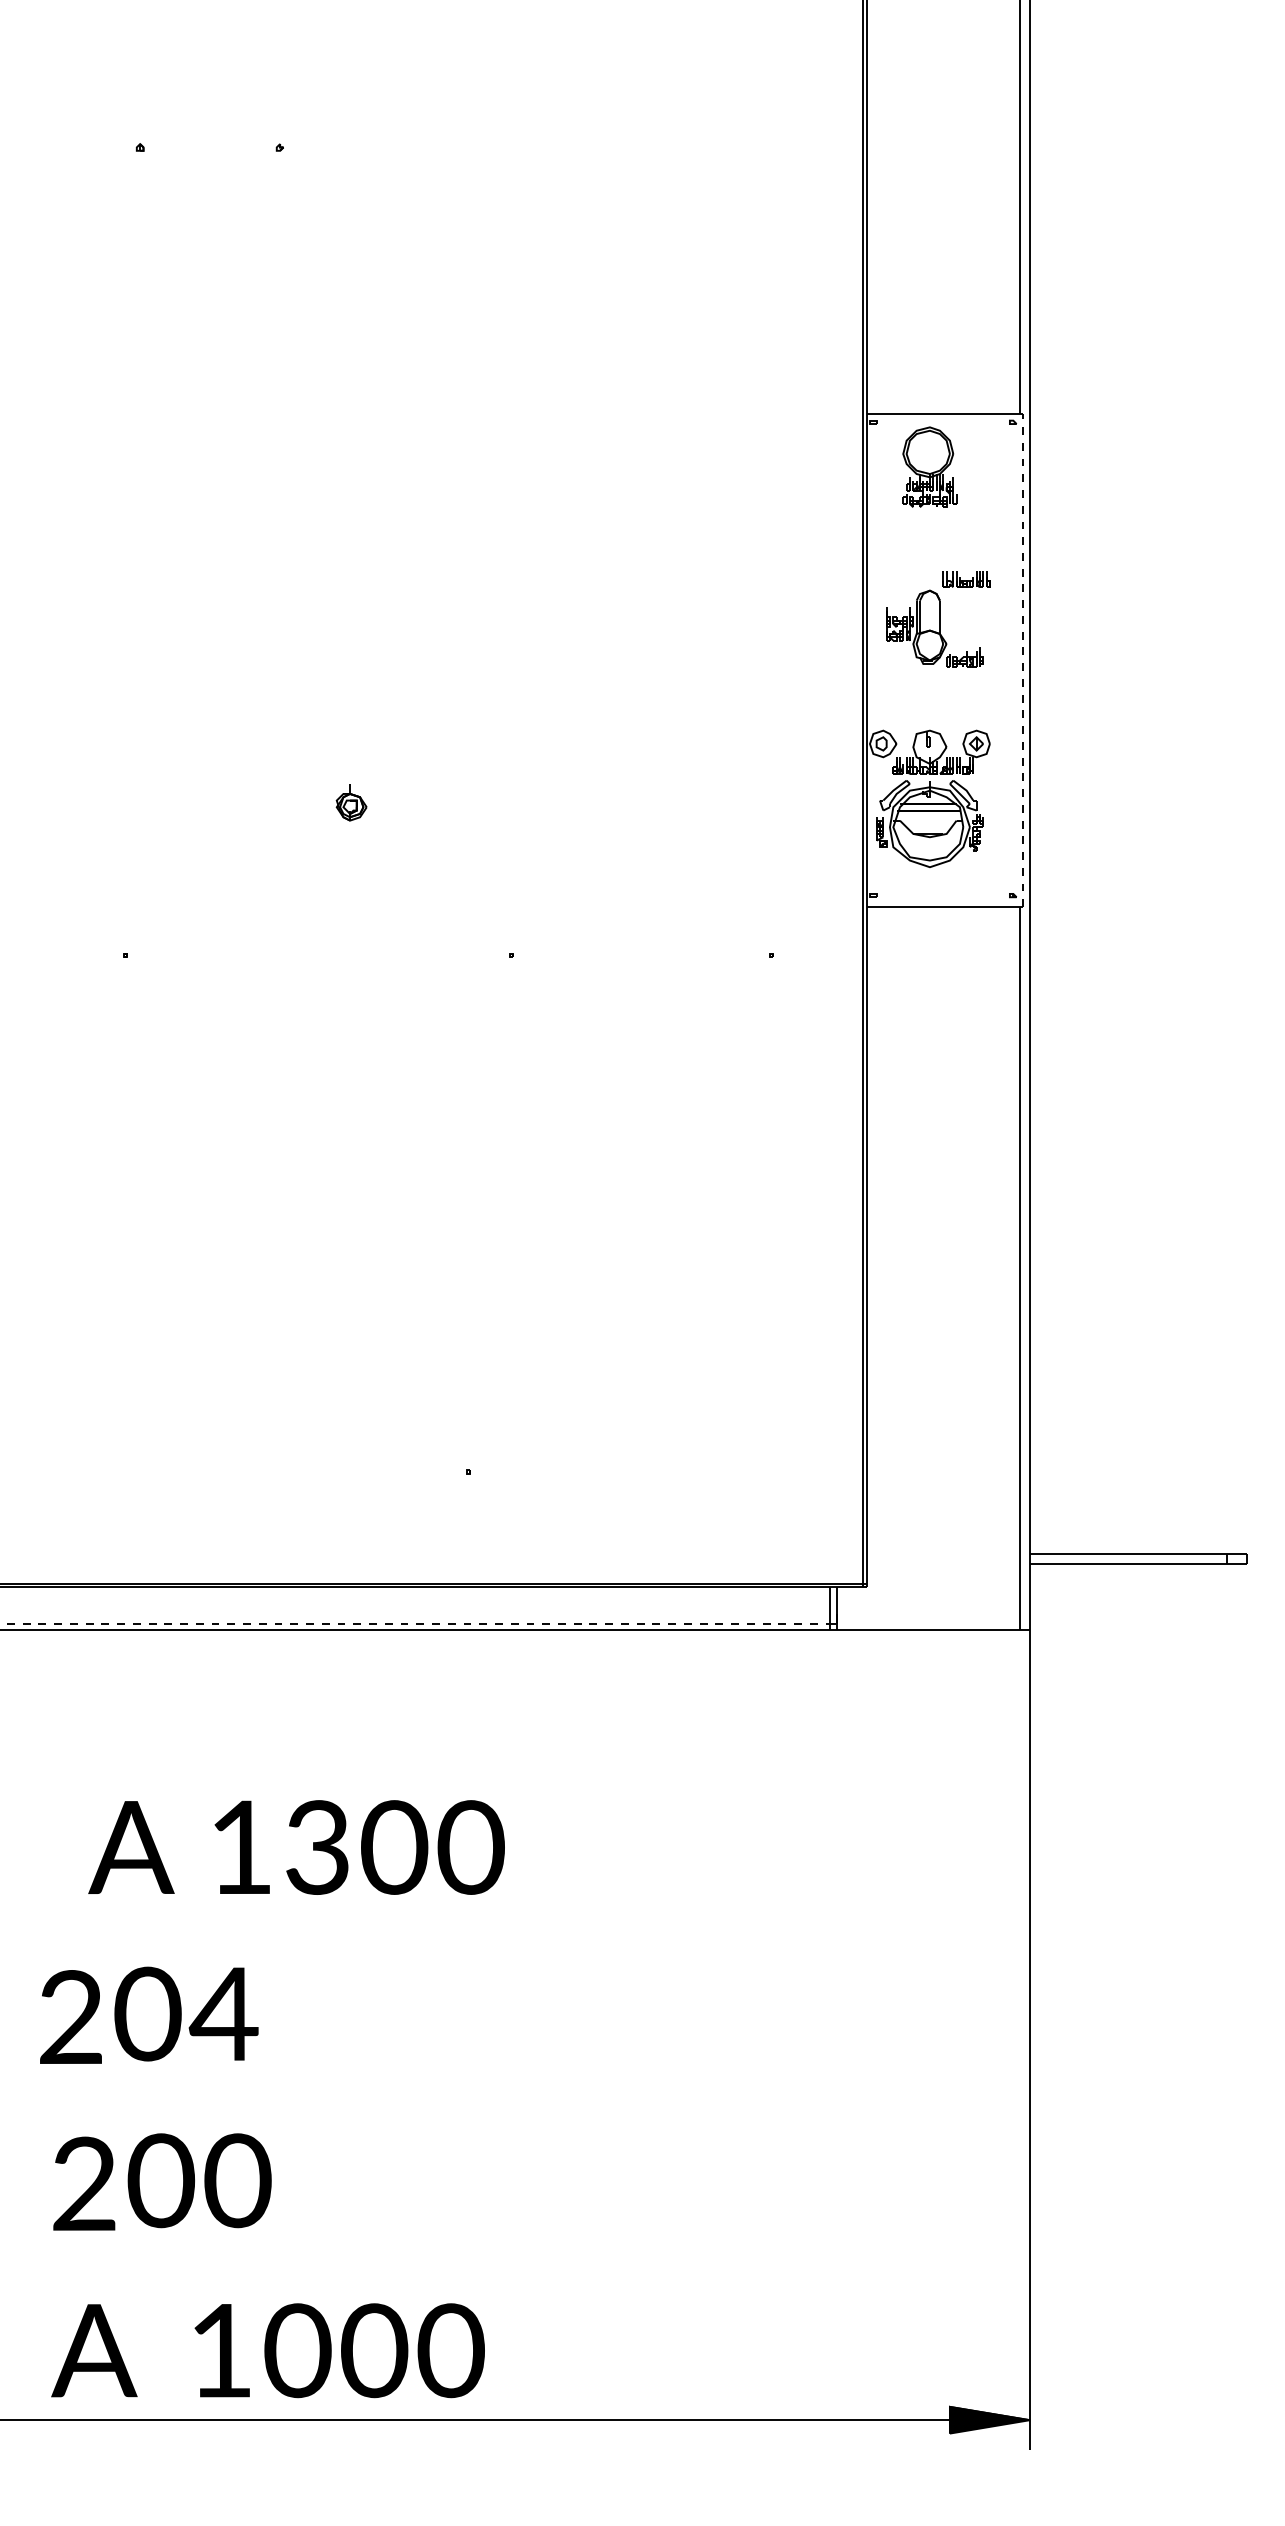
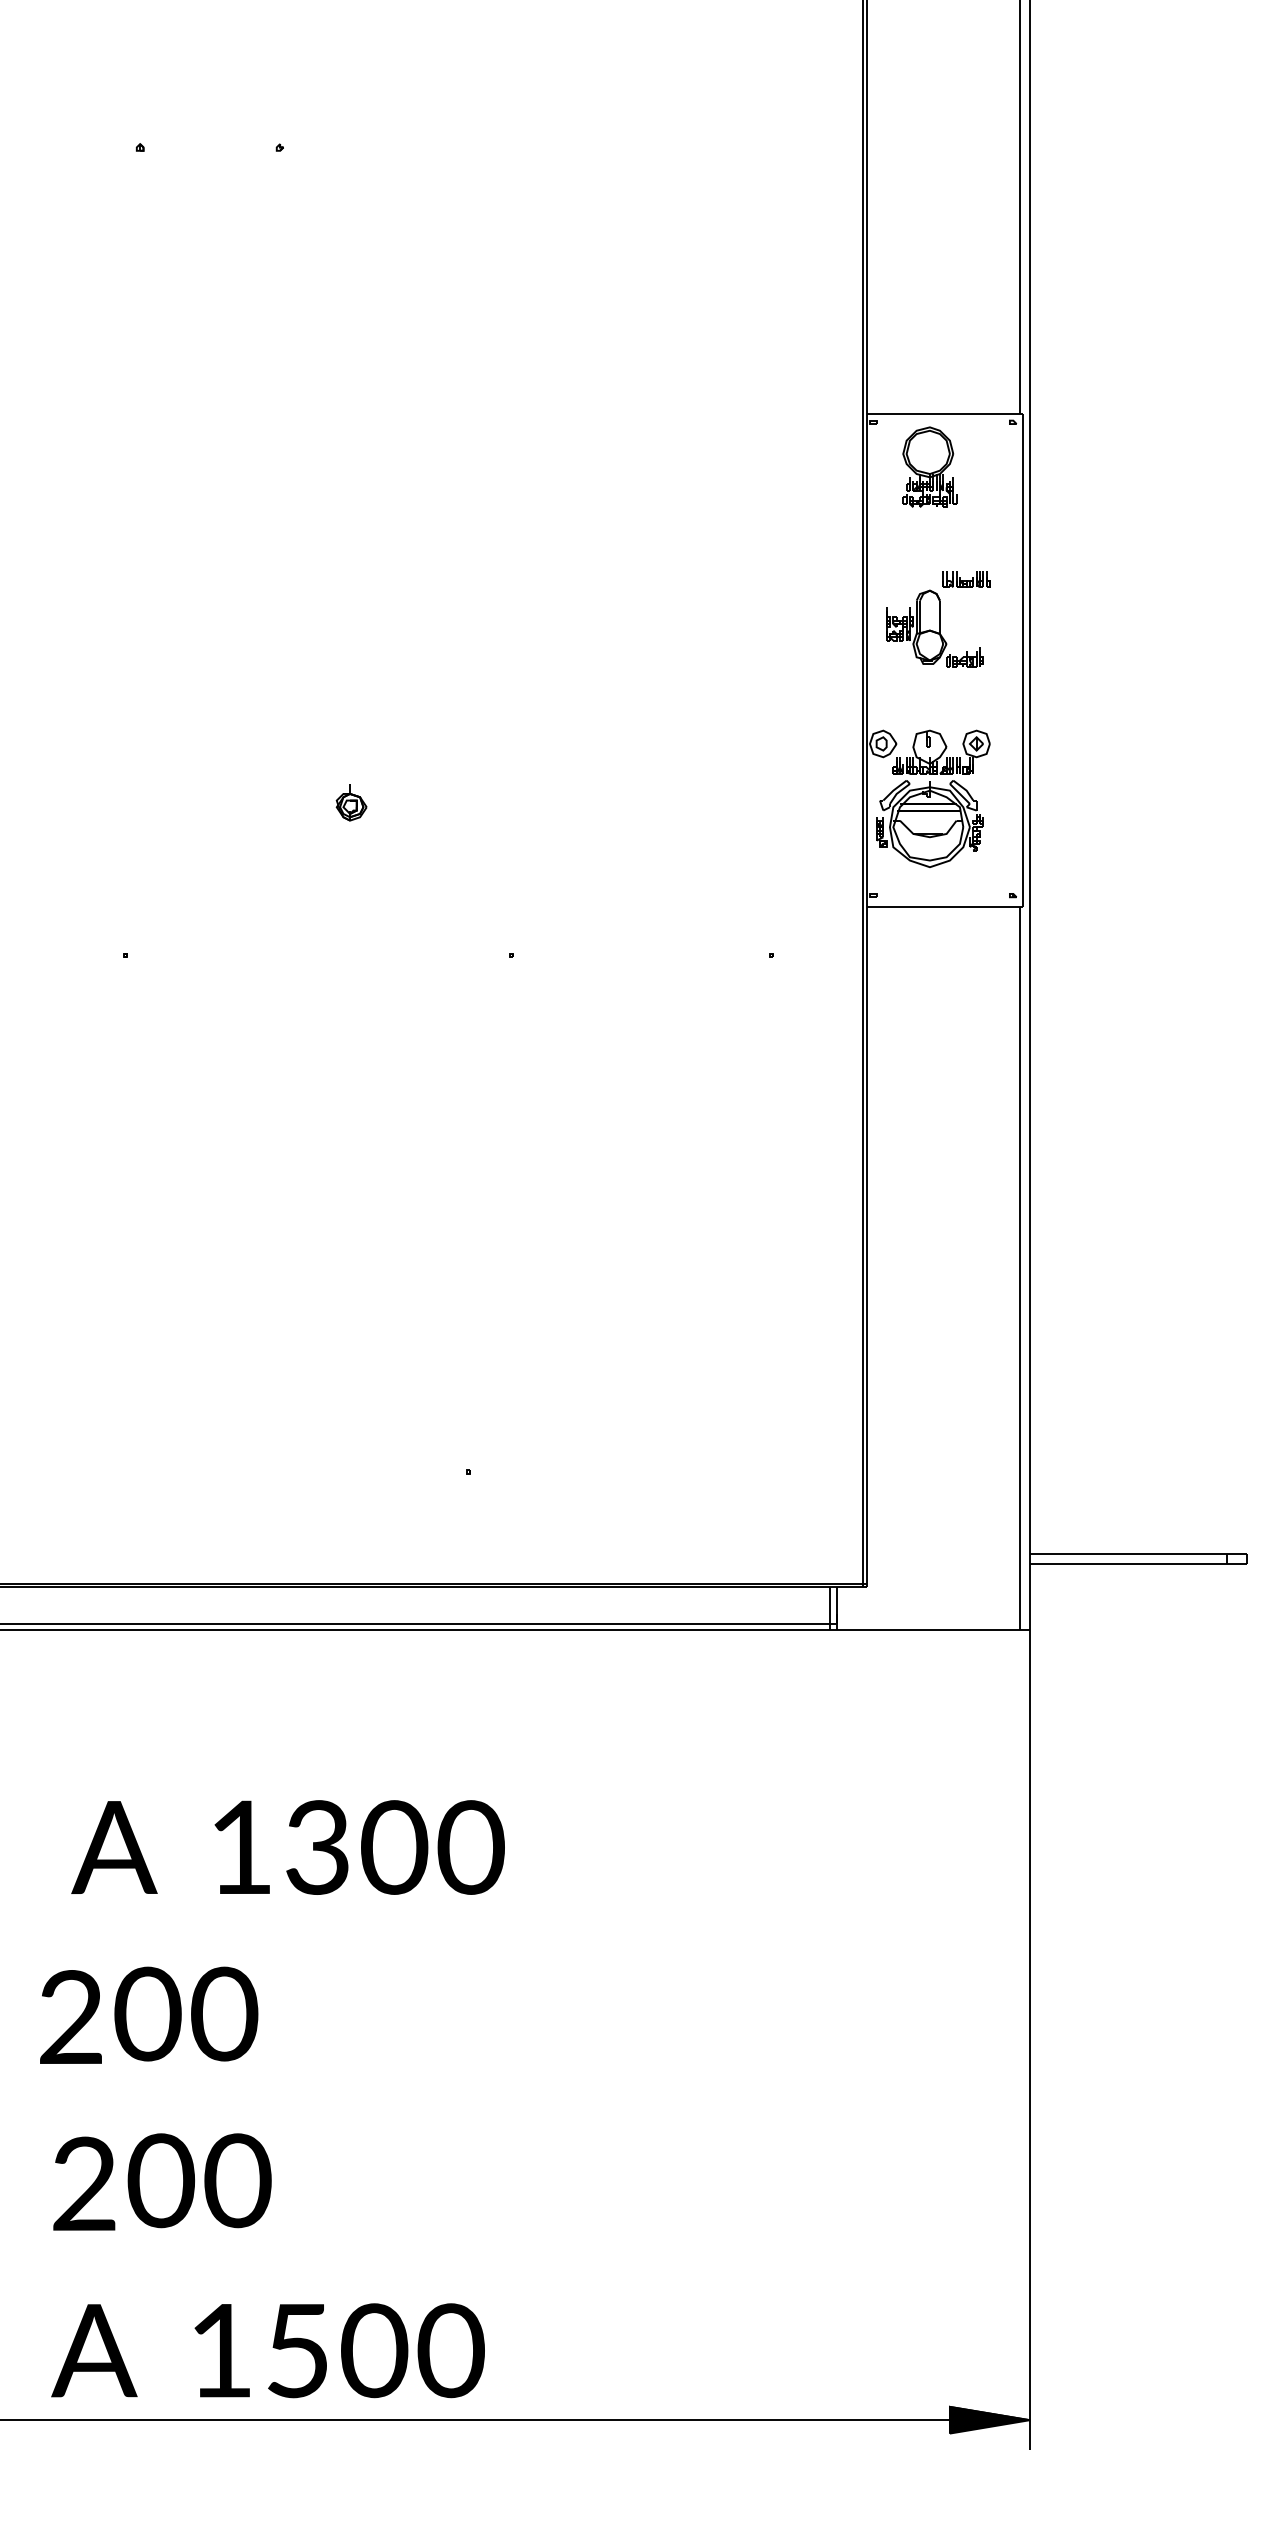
line: dashed -> solid (1023, 660)
line: dashed -> solid (415, 1623)
text position: (131, 1847) -> (114, 1847) (114, 1847)
text: 4 -> 0 (223, 2013)
text: 0 -> 5 (297, 2350)
